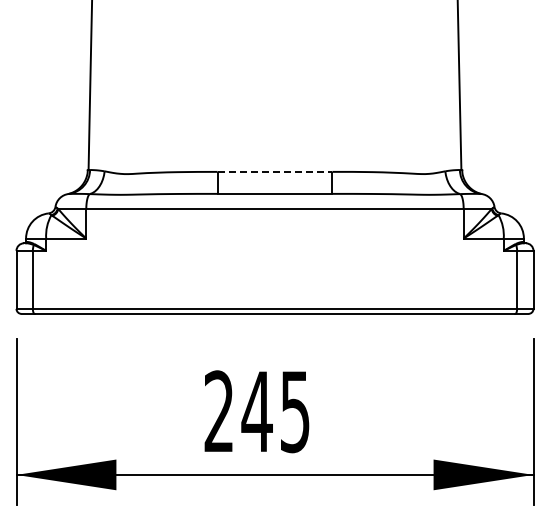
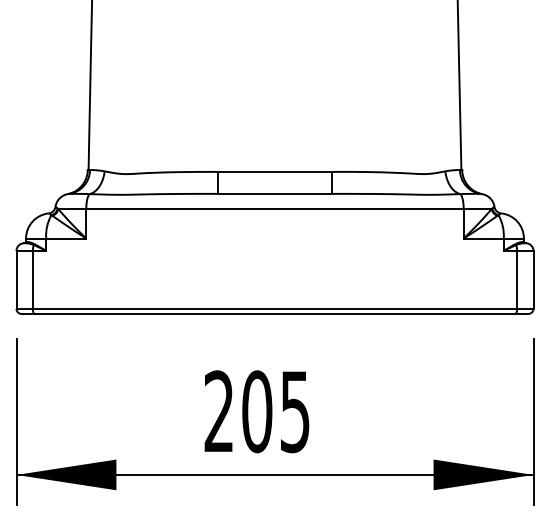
line: dashed -> solid (275, 171)
text: 245 -> 205 (256, 411)
